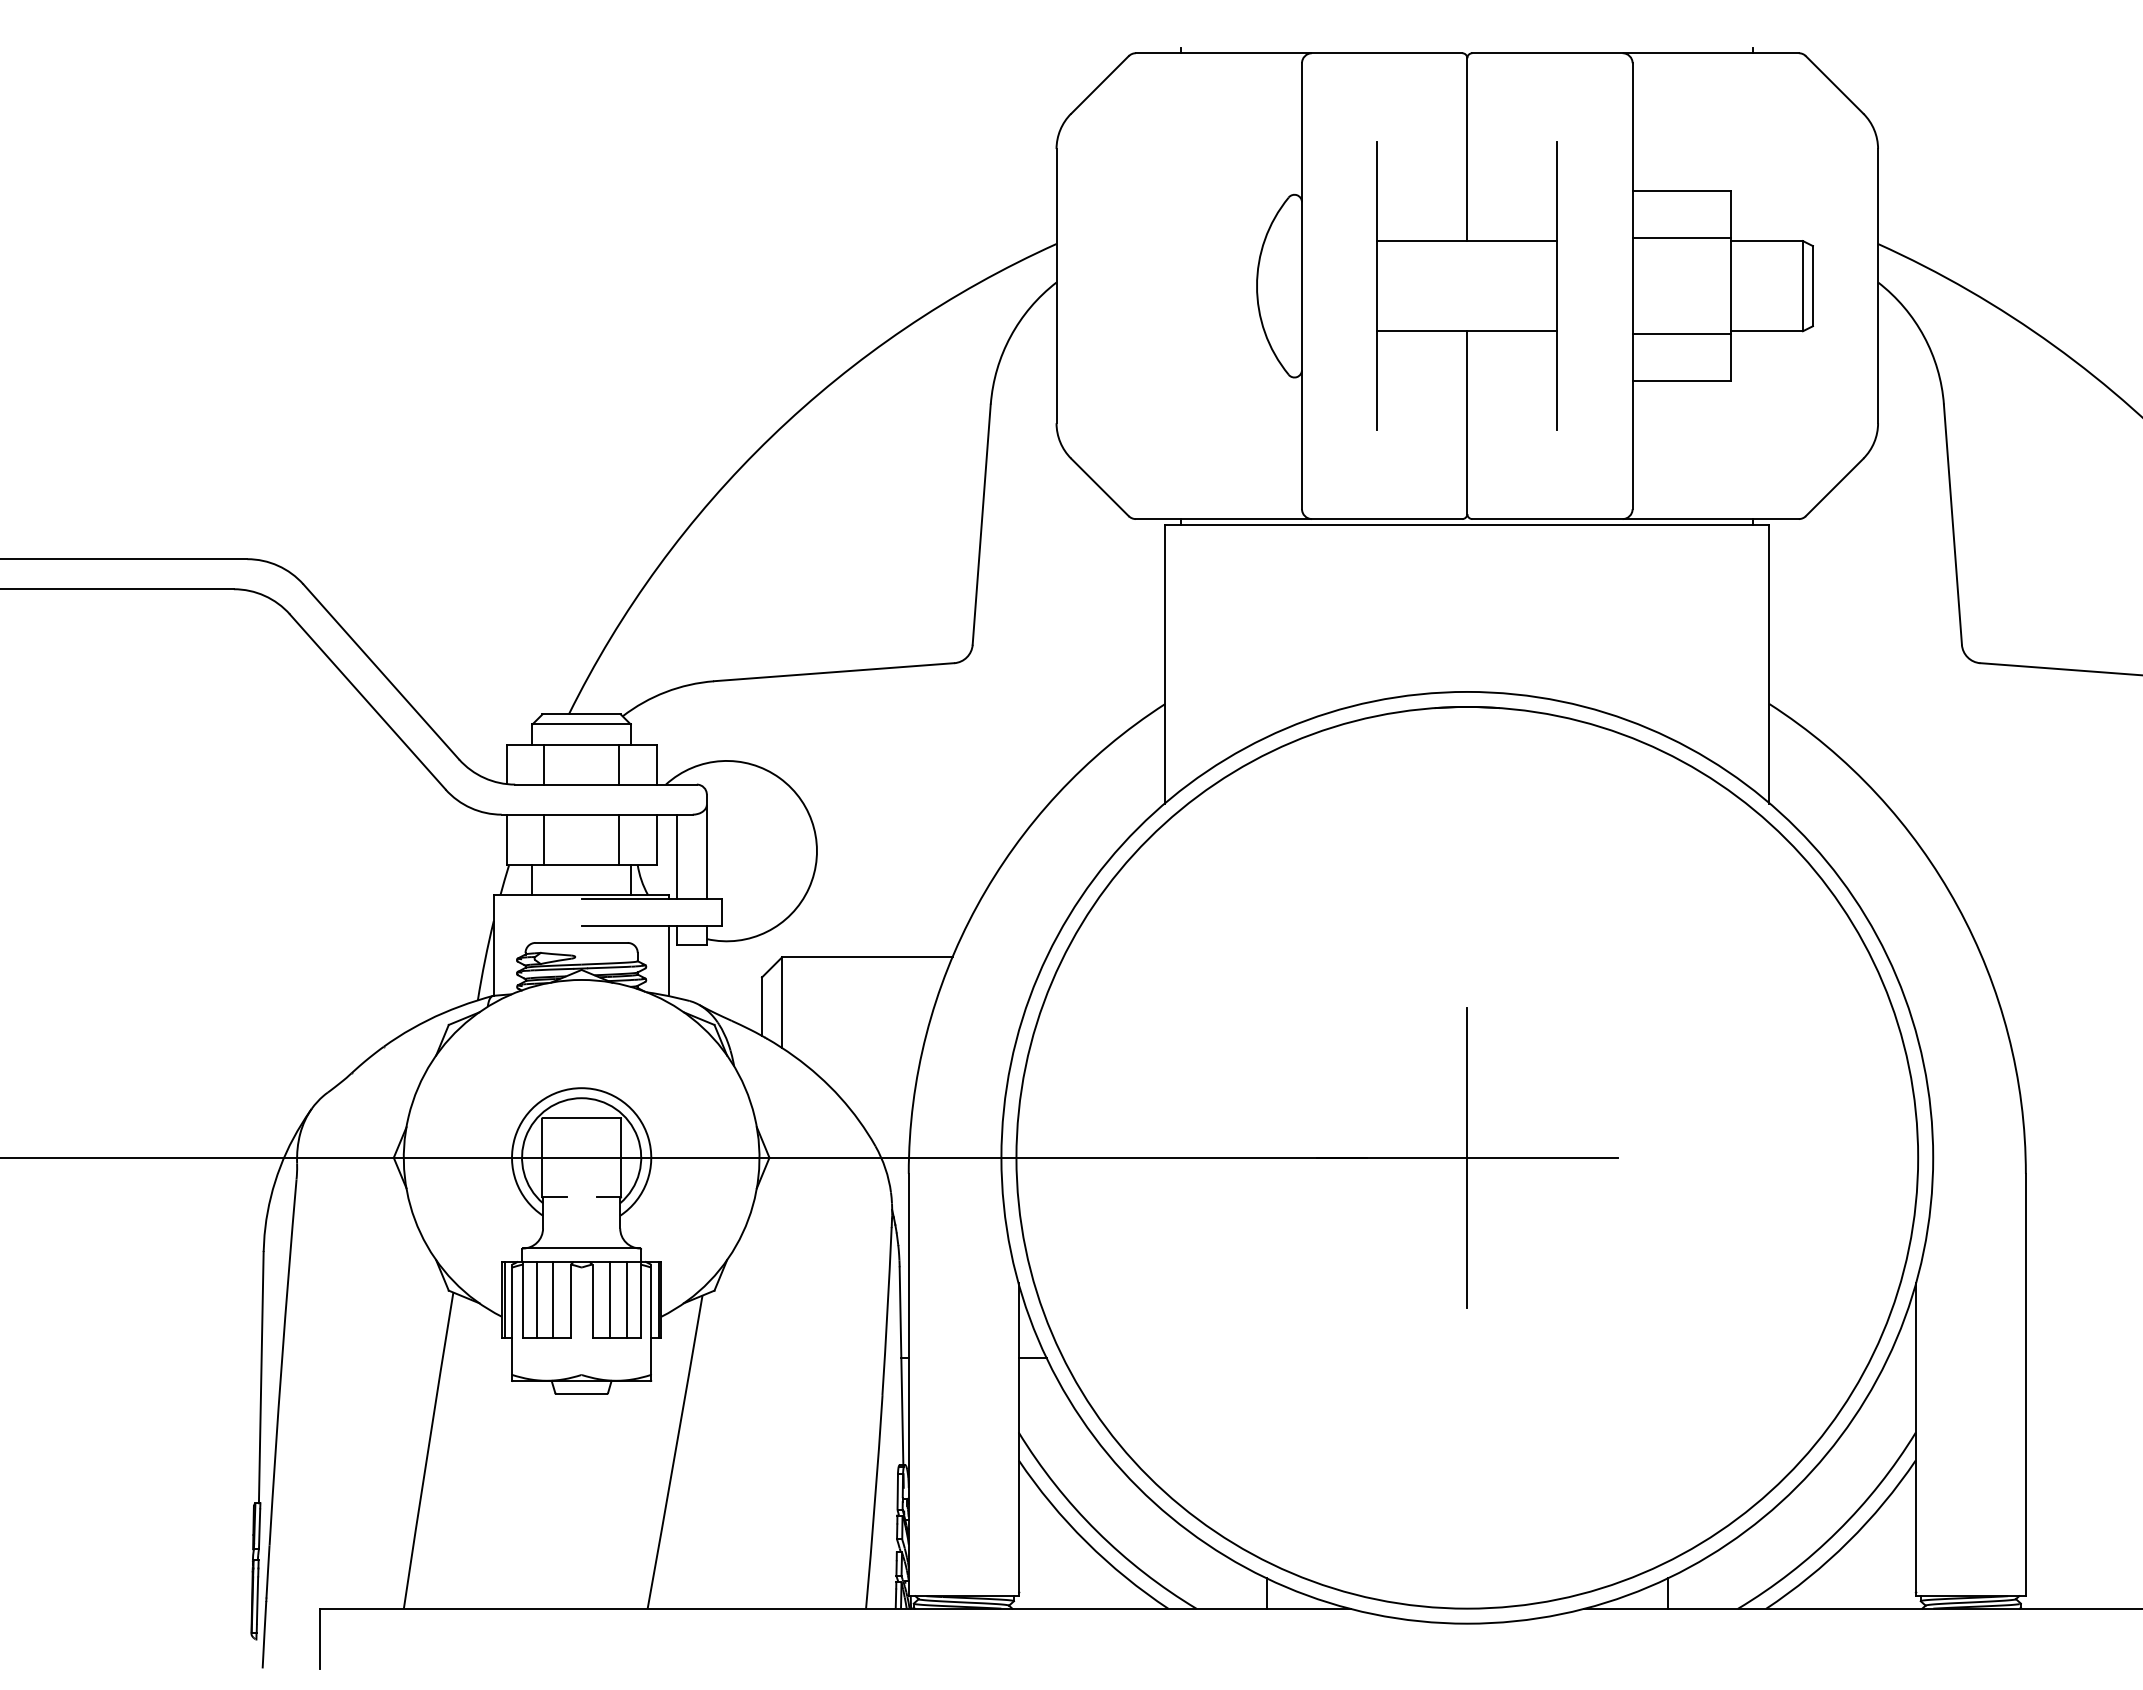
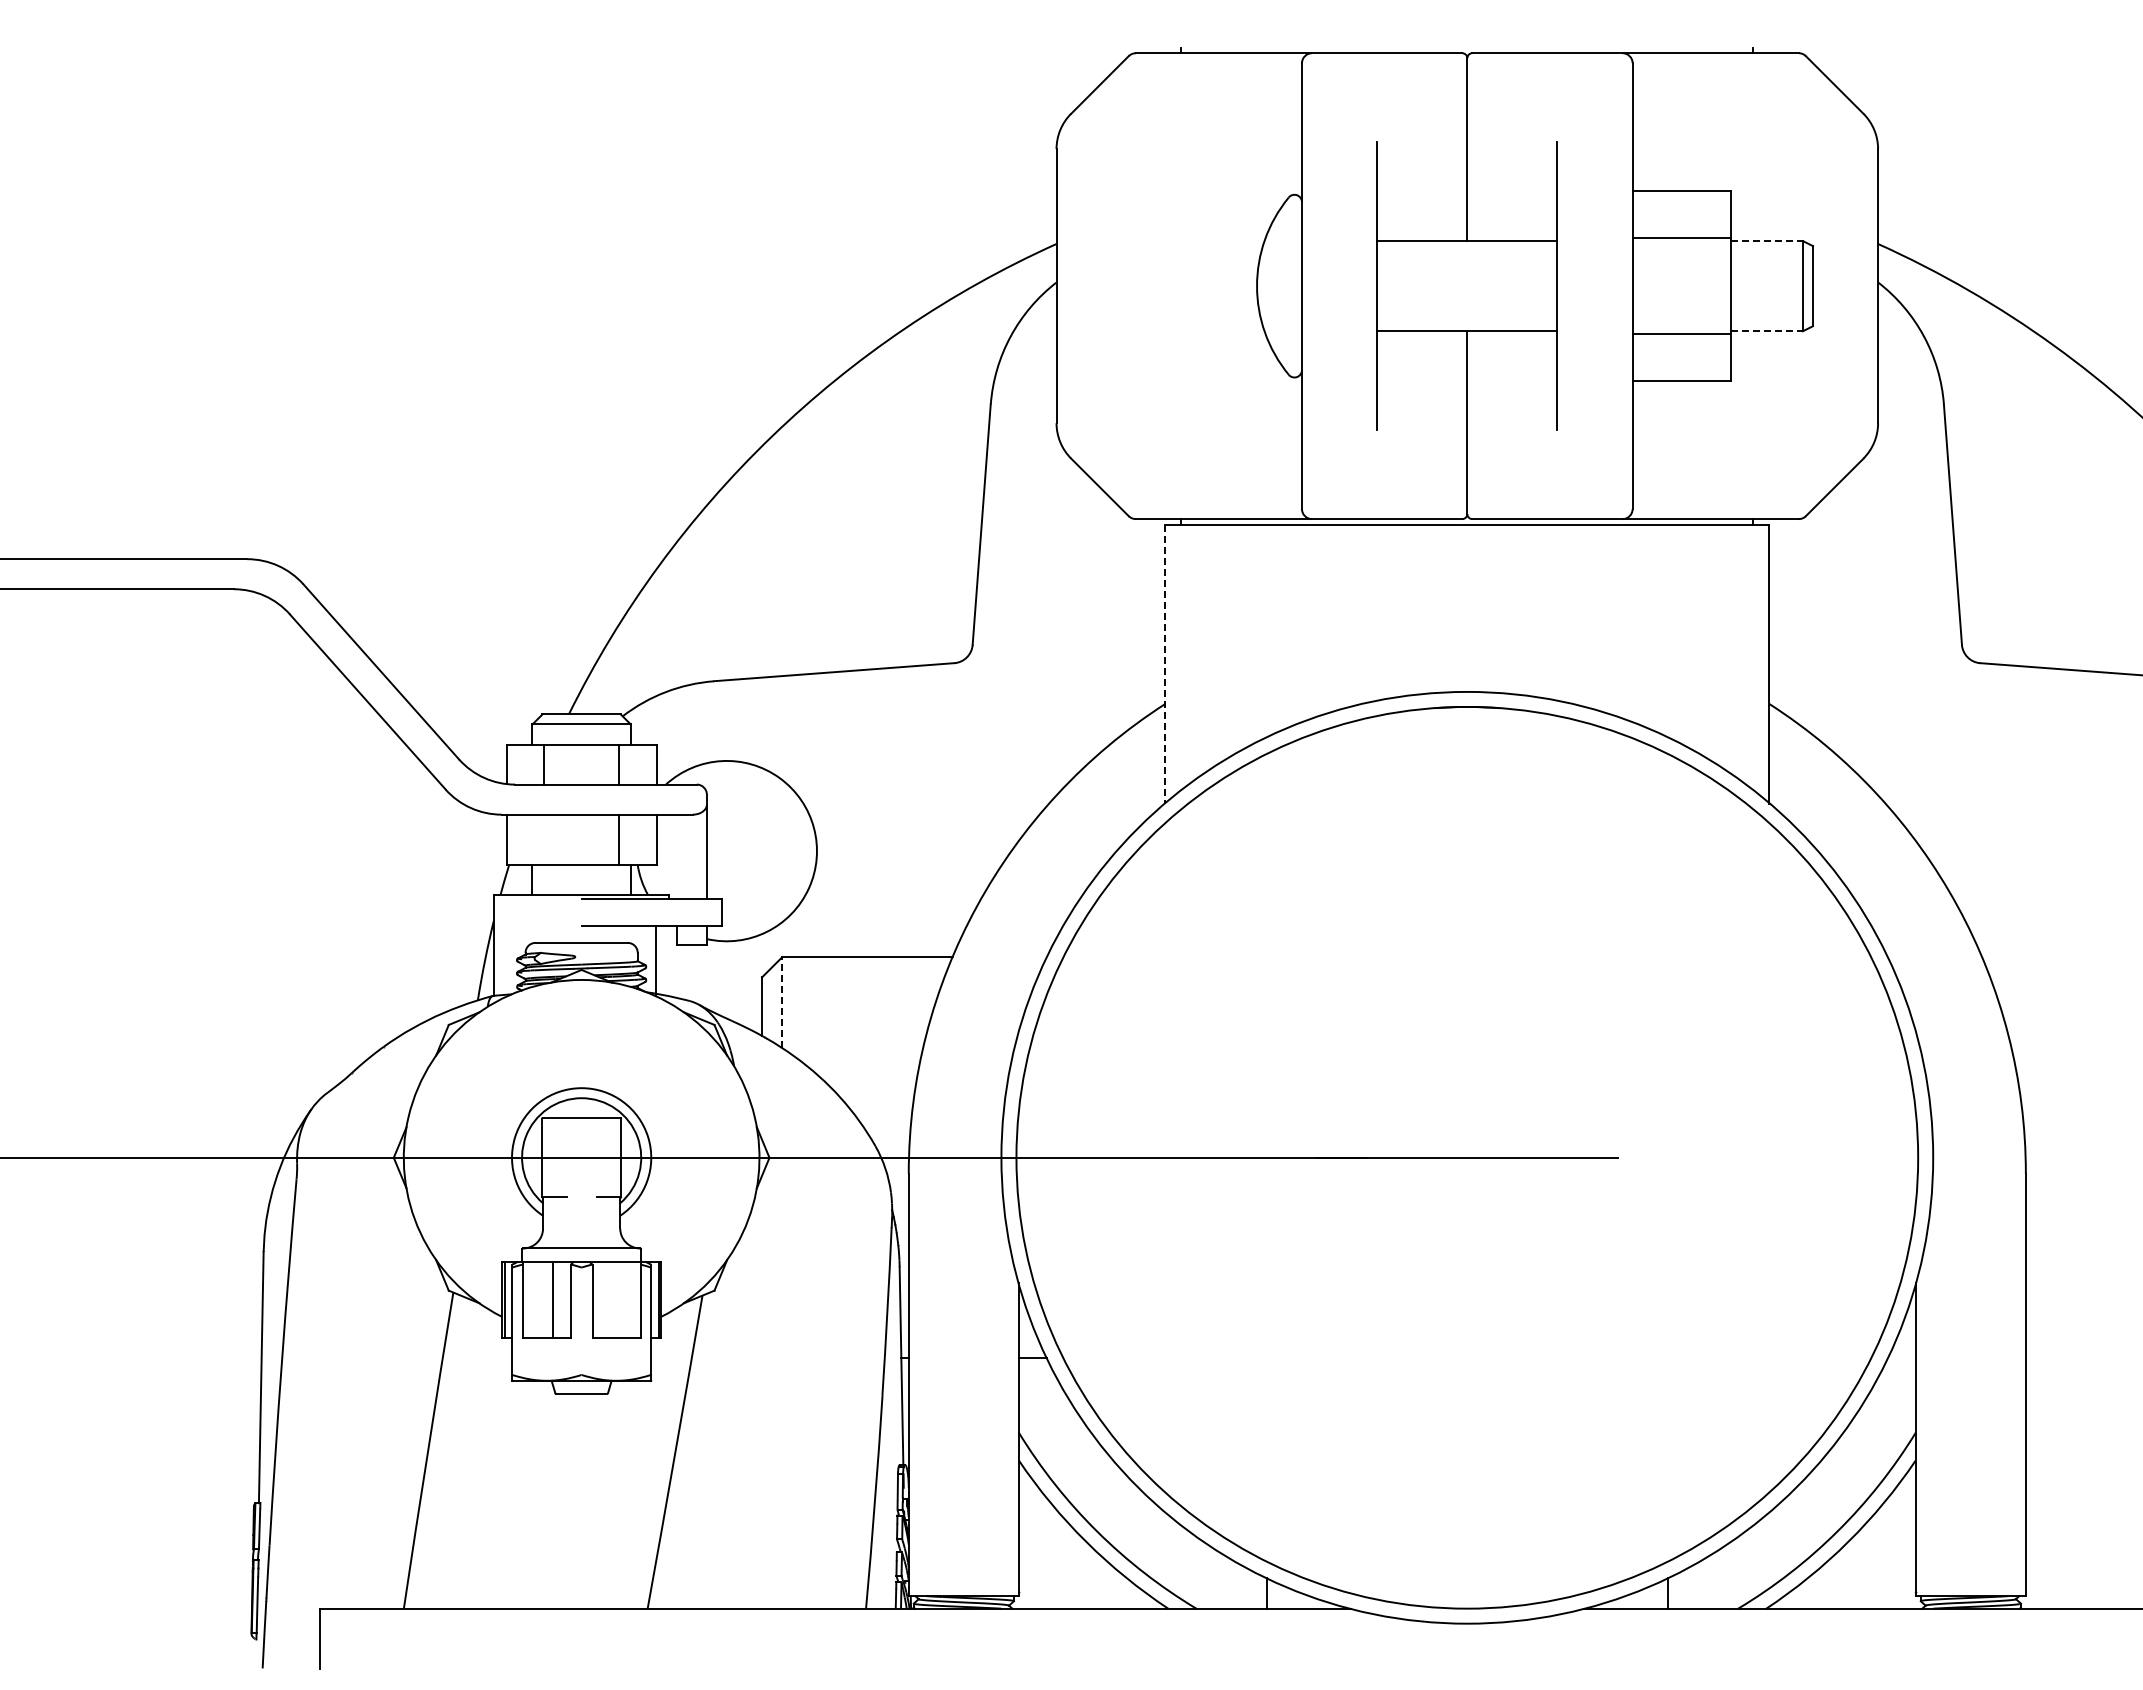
line: solid -> dashed (1767, 241)
line: solid -> dashed (1767, 331)
line: solid -> dashed (1165, 664)
line: present -> none (544, 839)
line: present -> none (676, 856)
line position: (669, 961) -> (656, 961) (656, 961)
line: solid -> dashed (782, 1002)
line: present -> none (1467, 1157)
line: present -> none (536, 1299)
line: present -> none (610, 1299)
line: present -> none (626, 1299)
